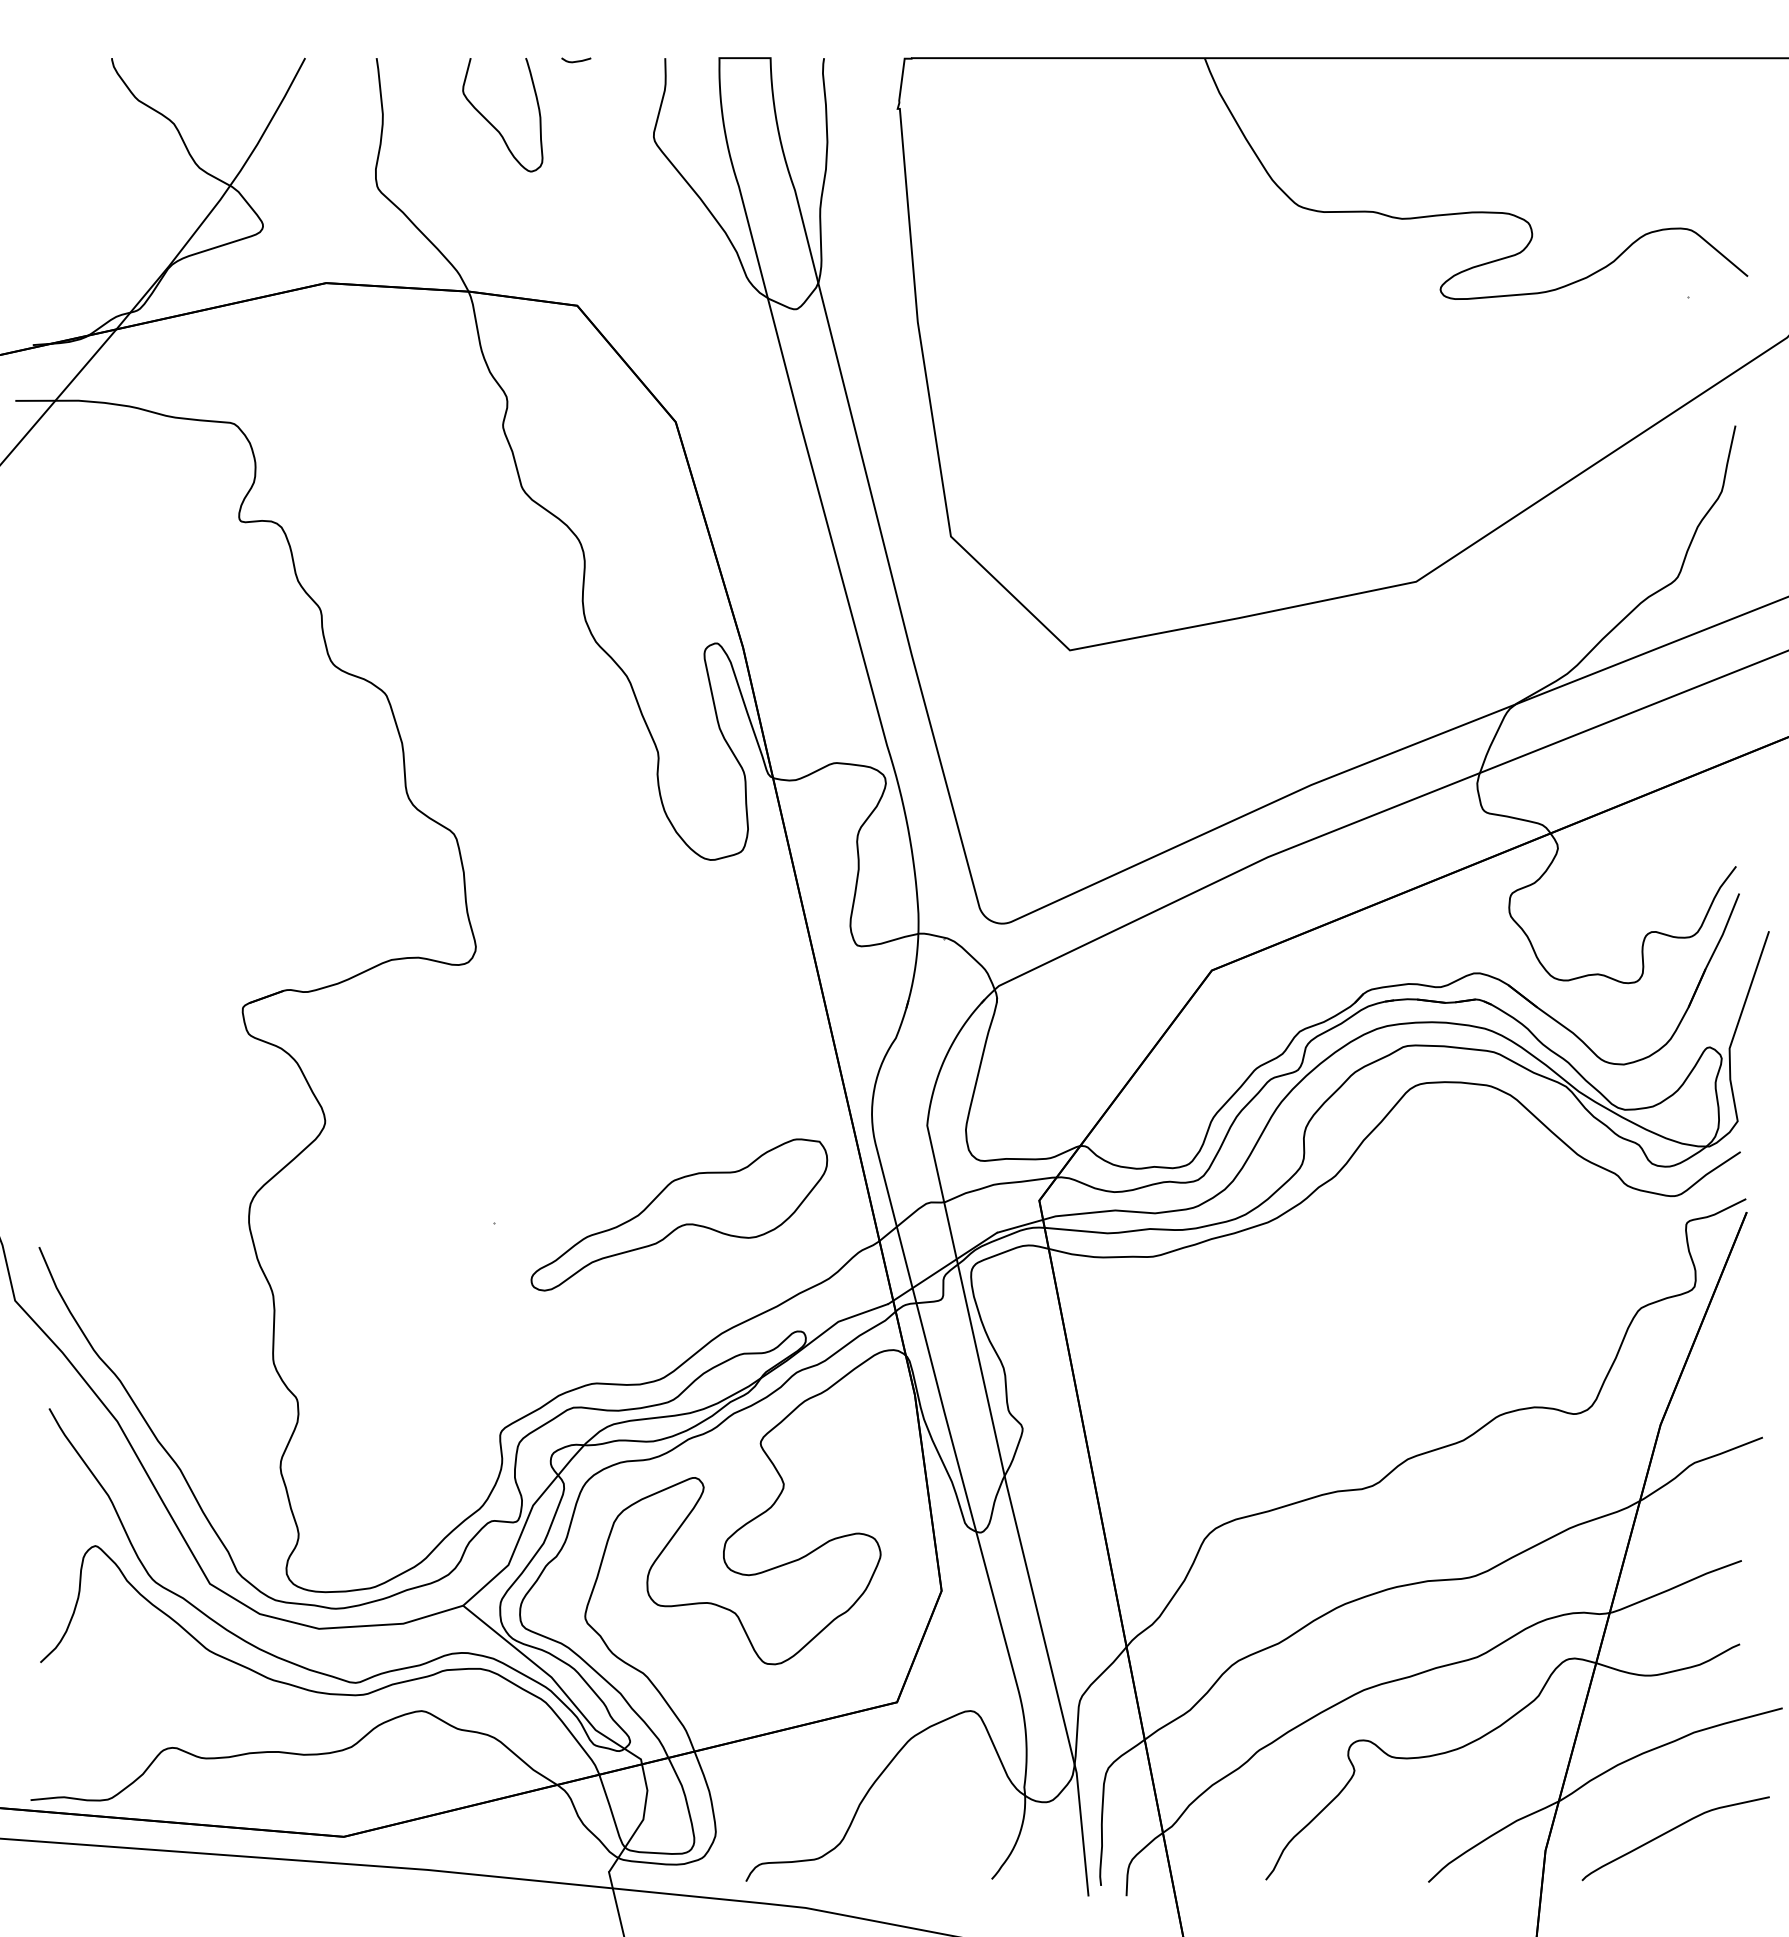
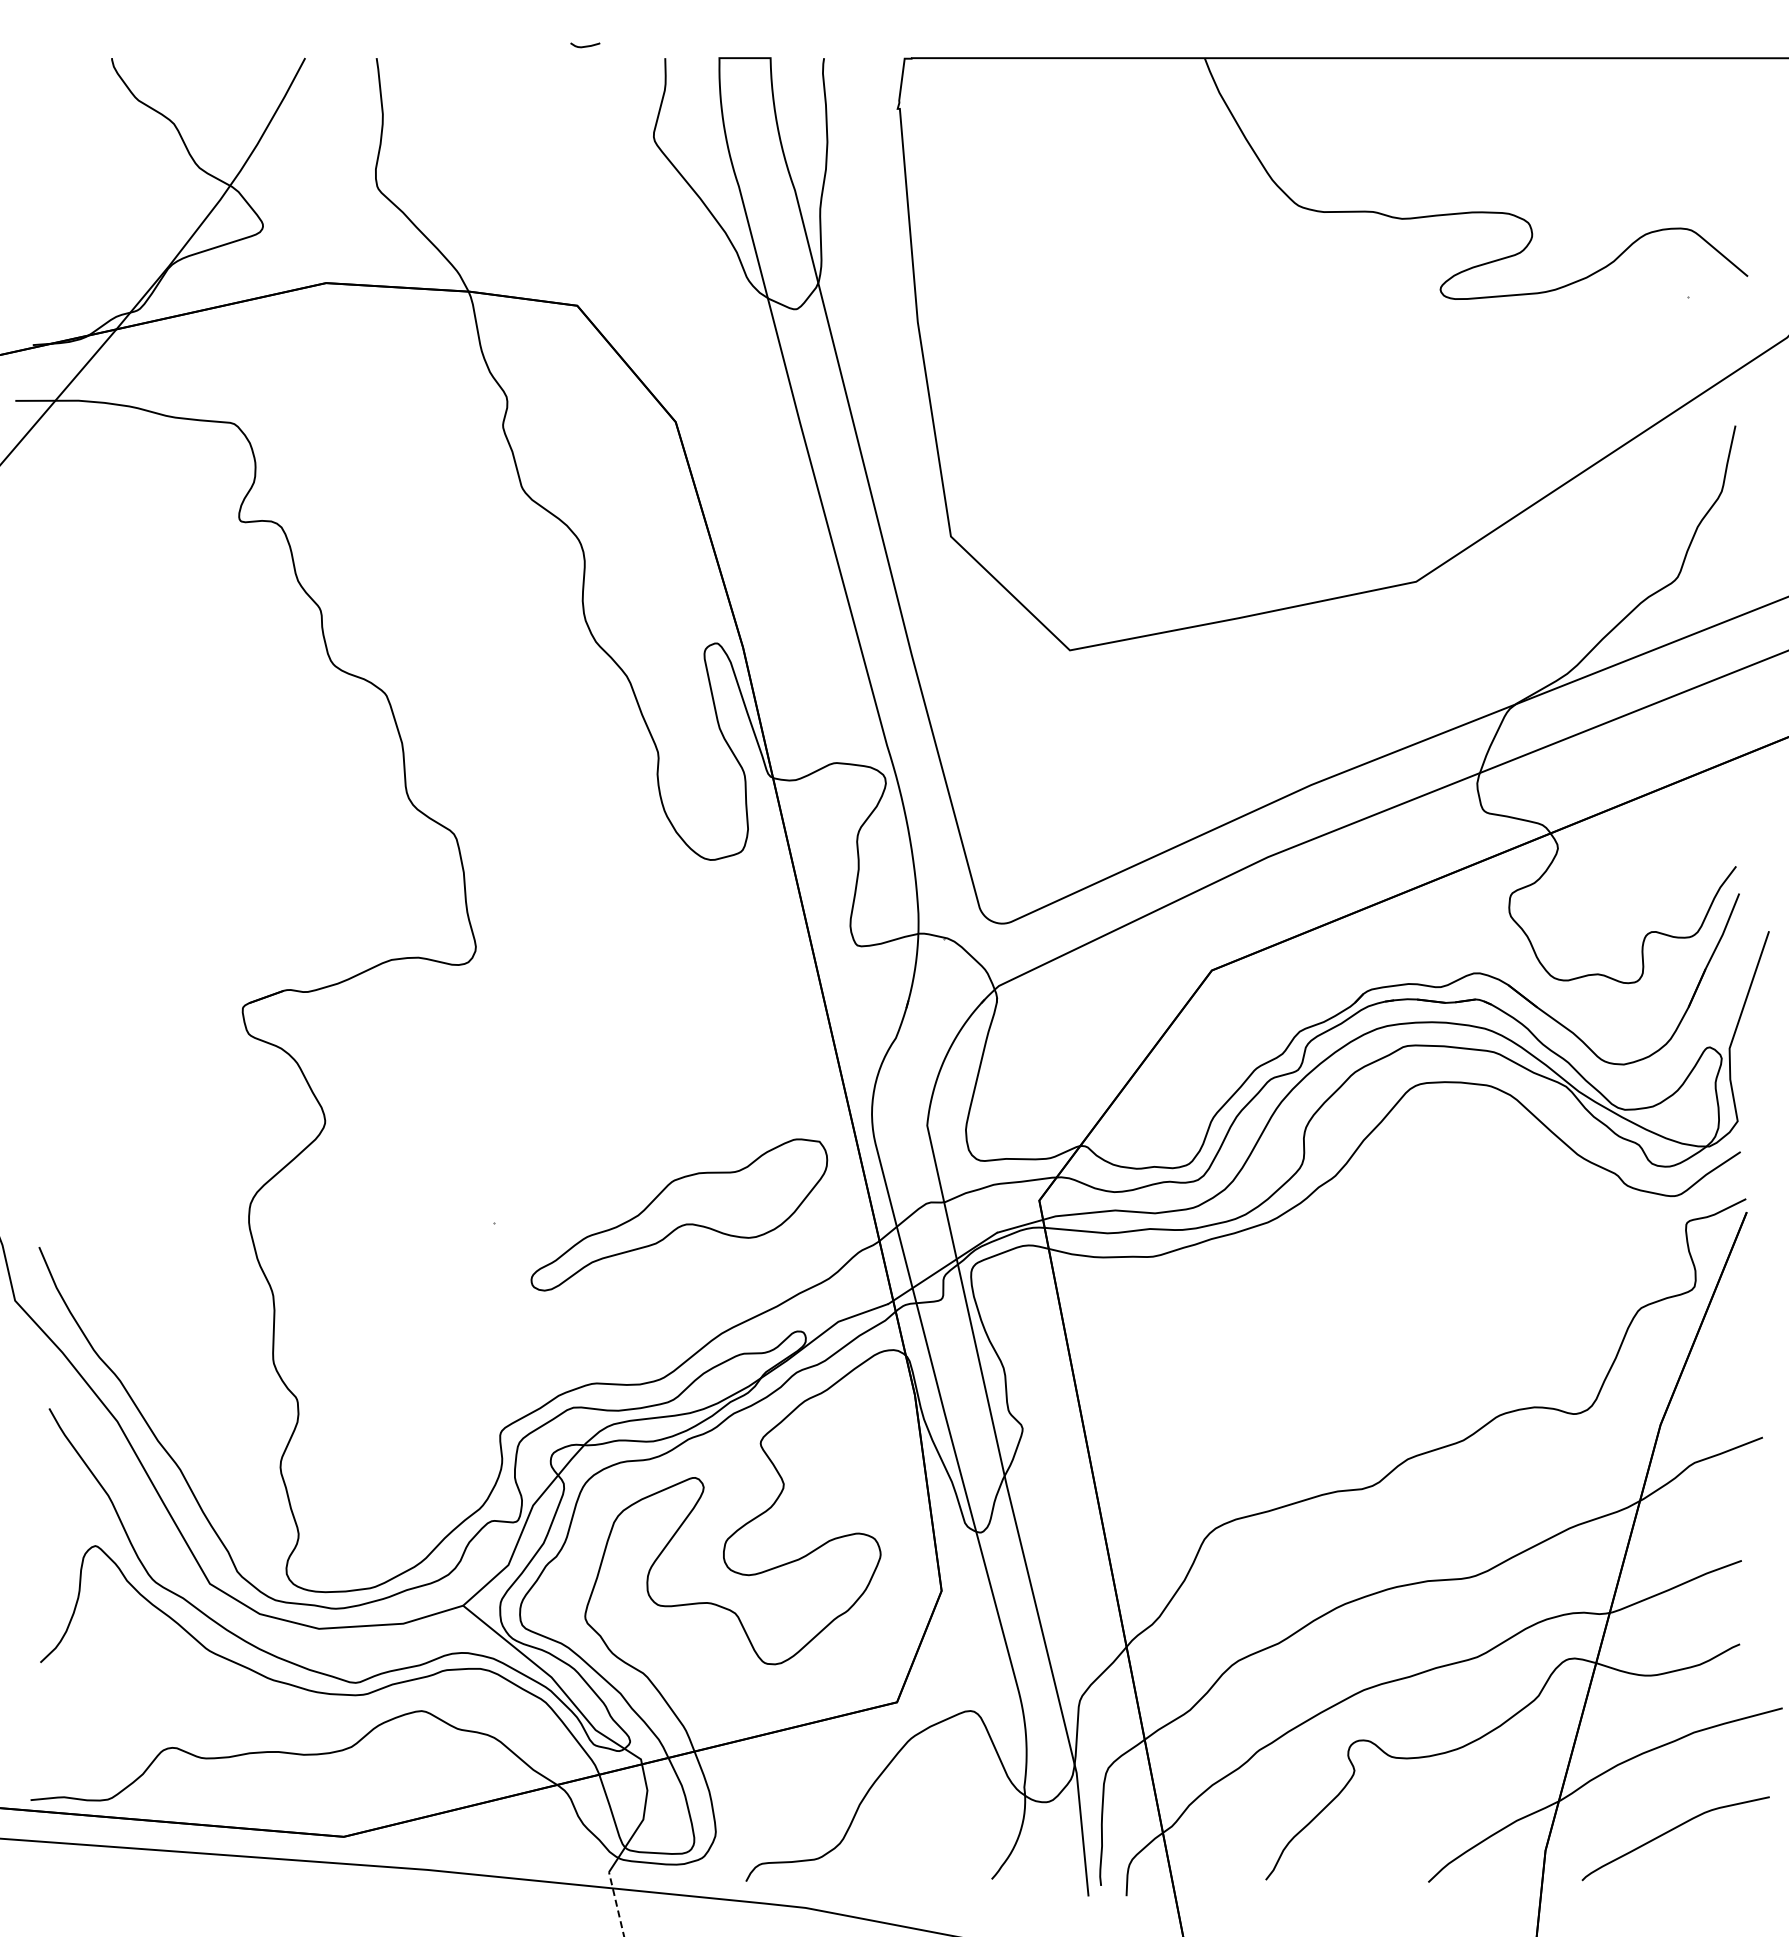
curve position: (576, 60) -> (585, 45) (585, 45)
curve: present -> none (492, 124)
line: solid -> dashed (616, 1904)
